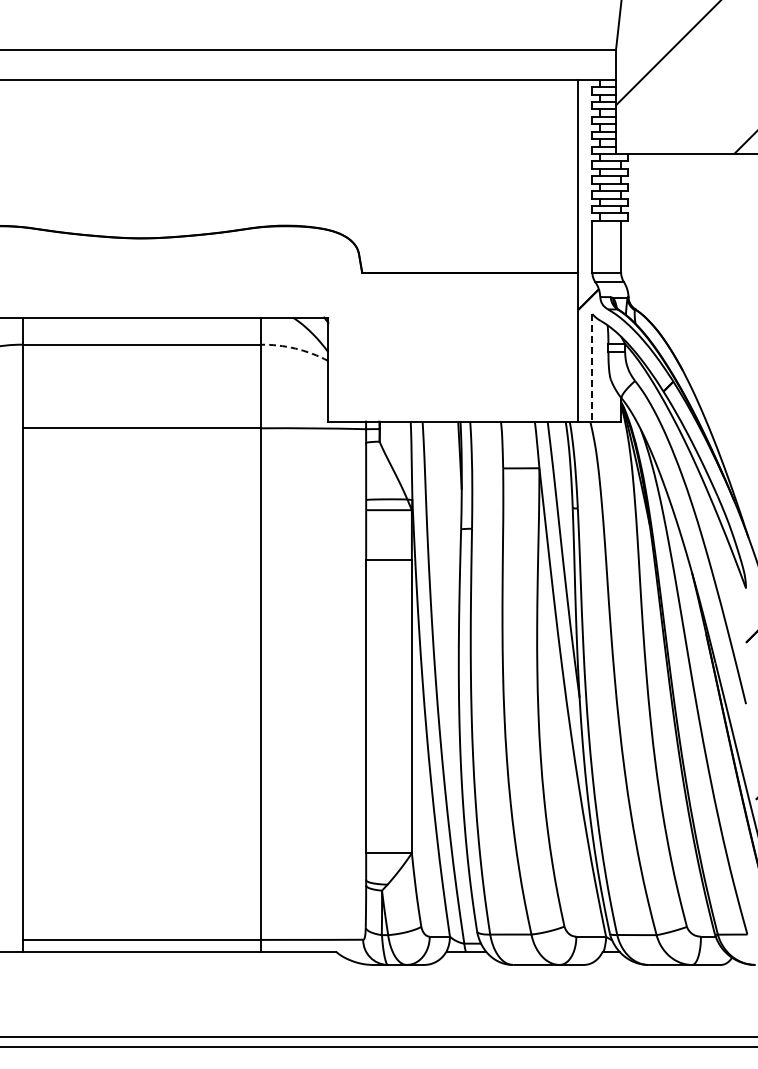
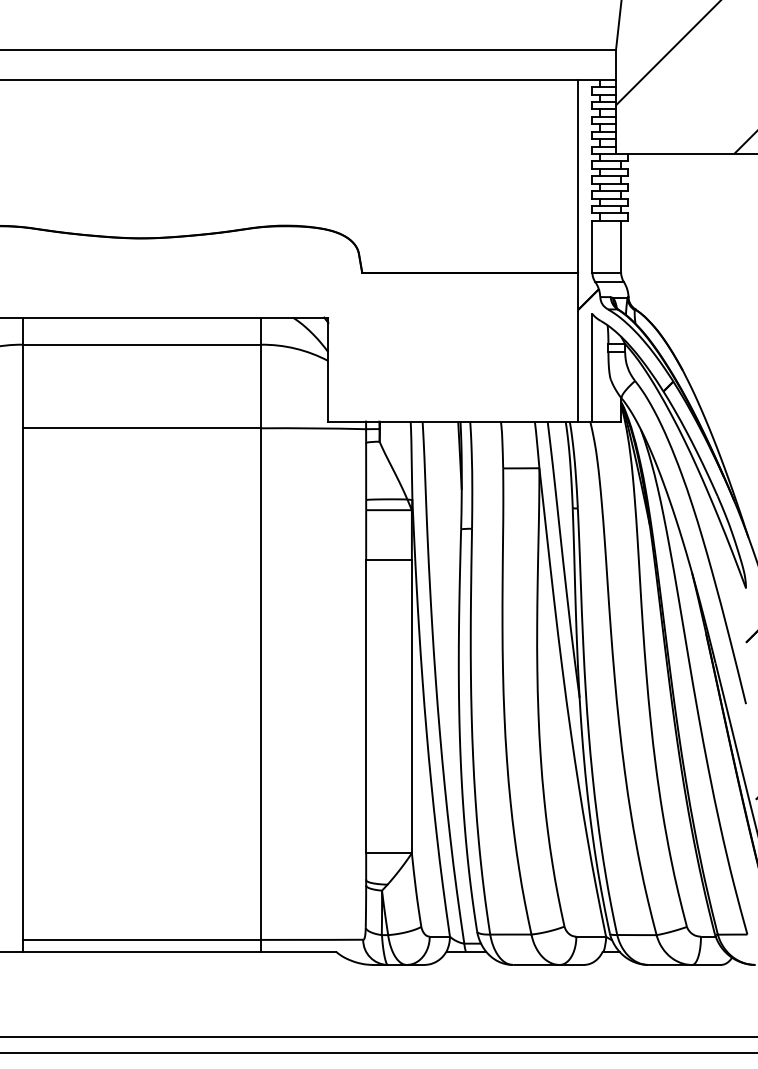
arc: dashed -> solid (295, 348)
line: dashed -> solid (592, 367)
line position: (378, 1047) -> (378, 1053) (378, 1053)
